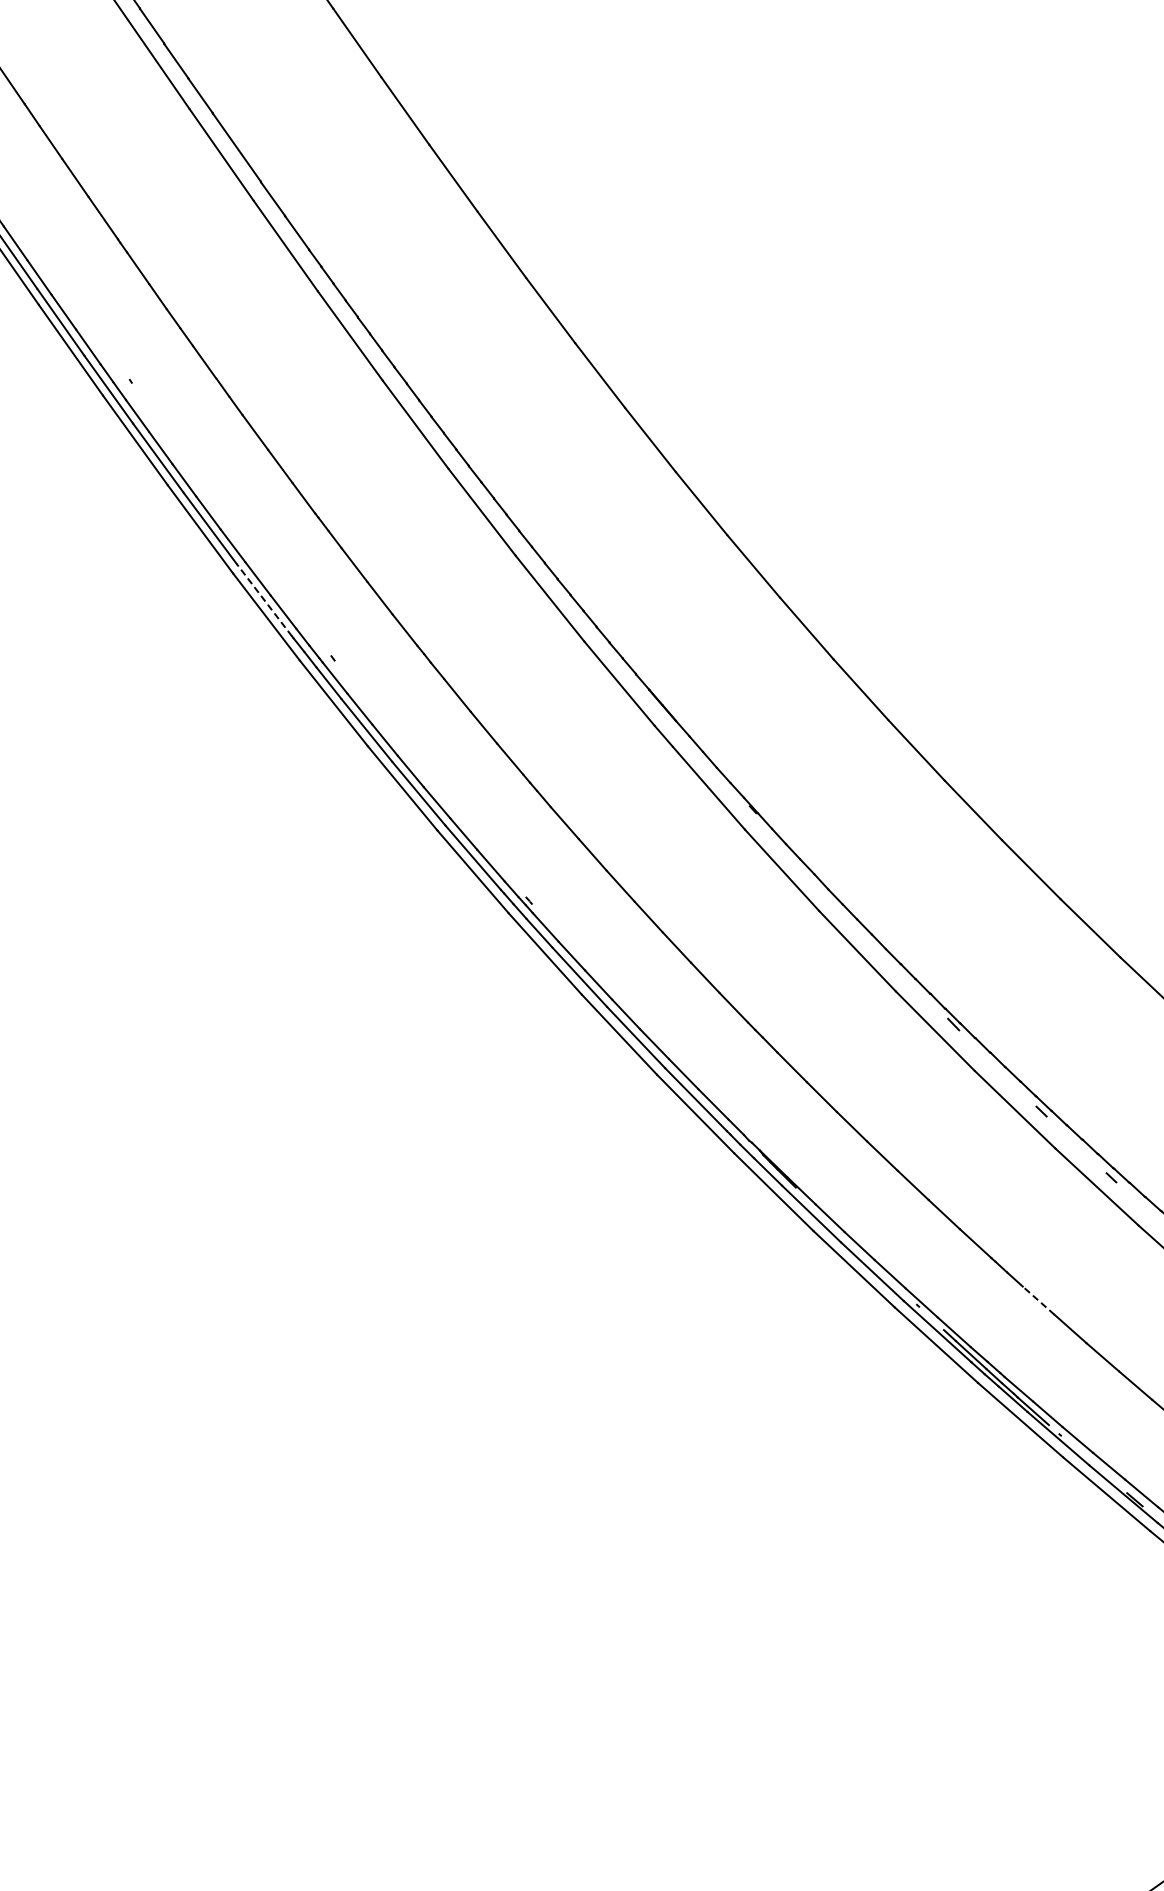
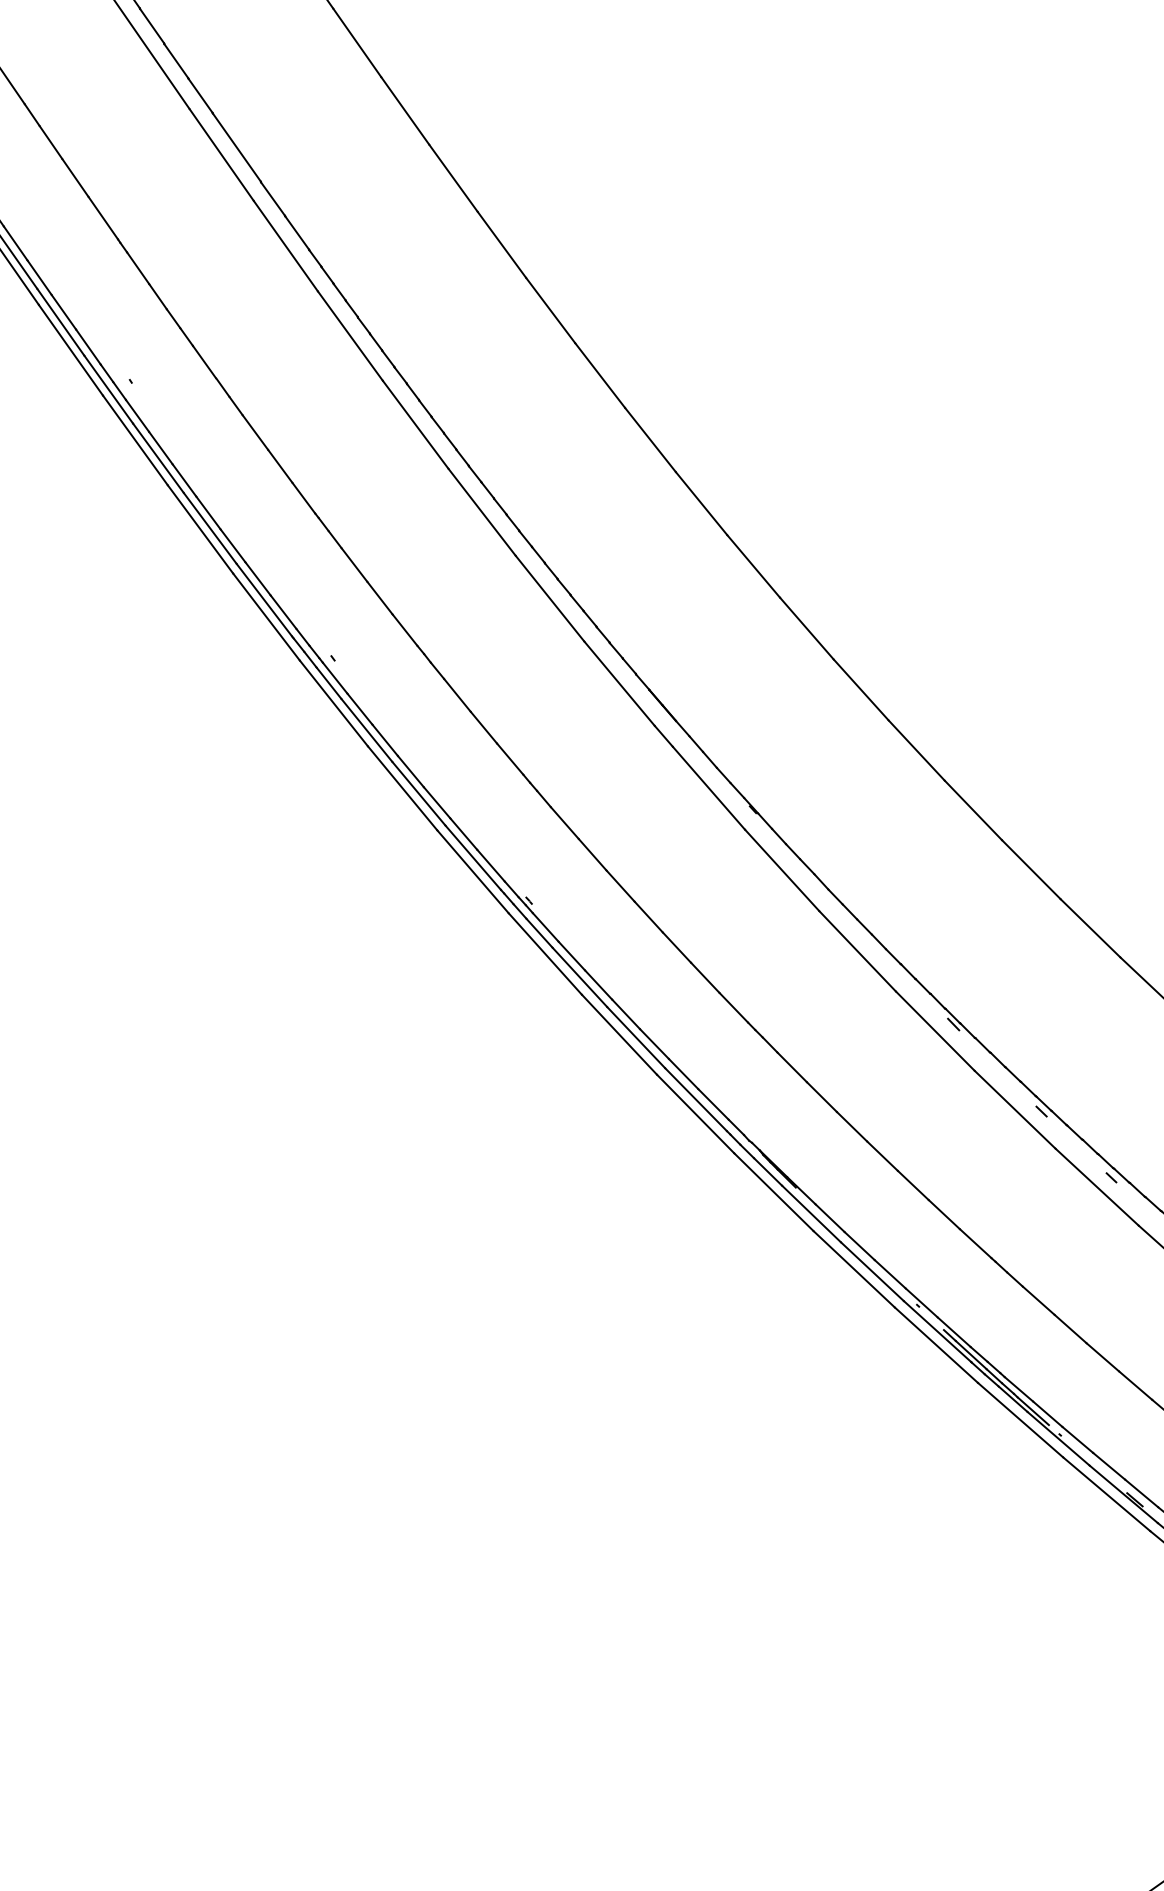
line: dashed -> solid (264, 600)
line: dashed -> solid (1038, 1300)
